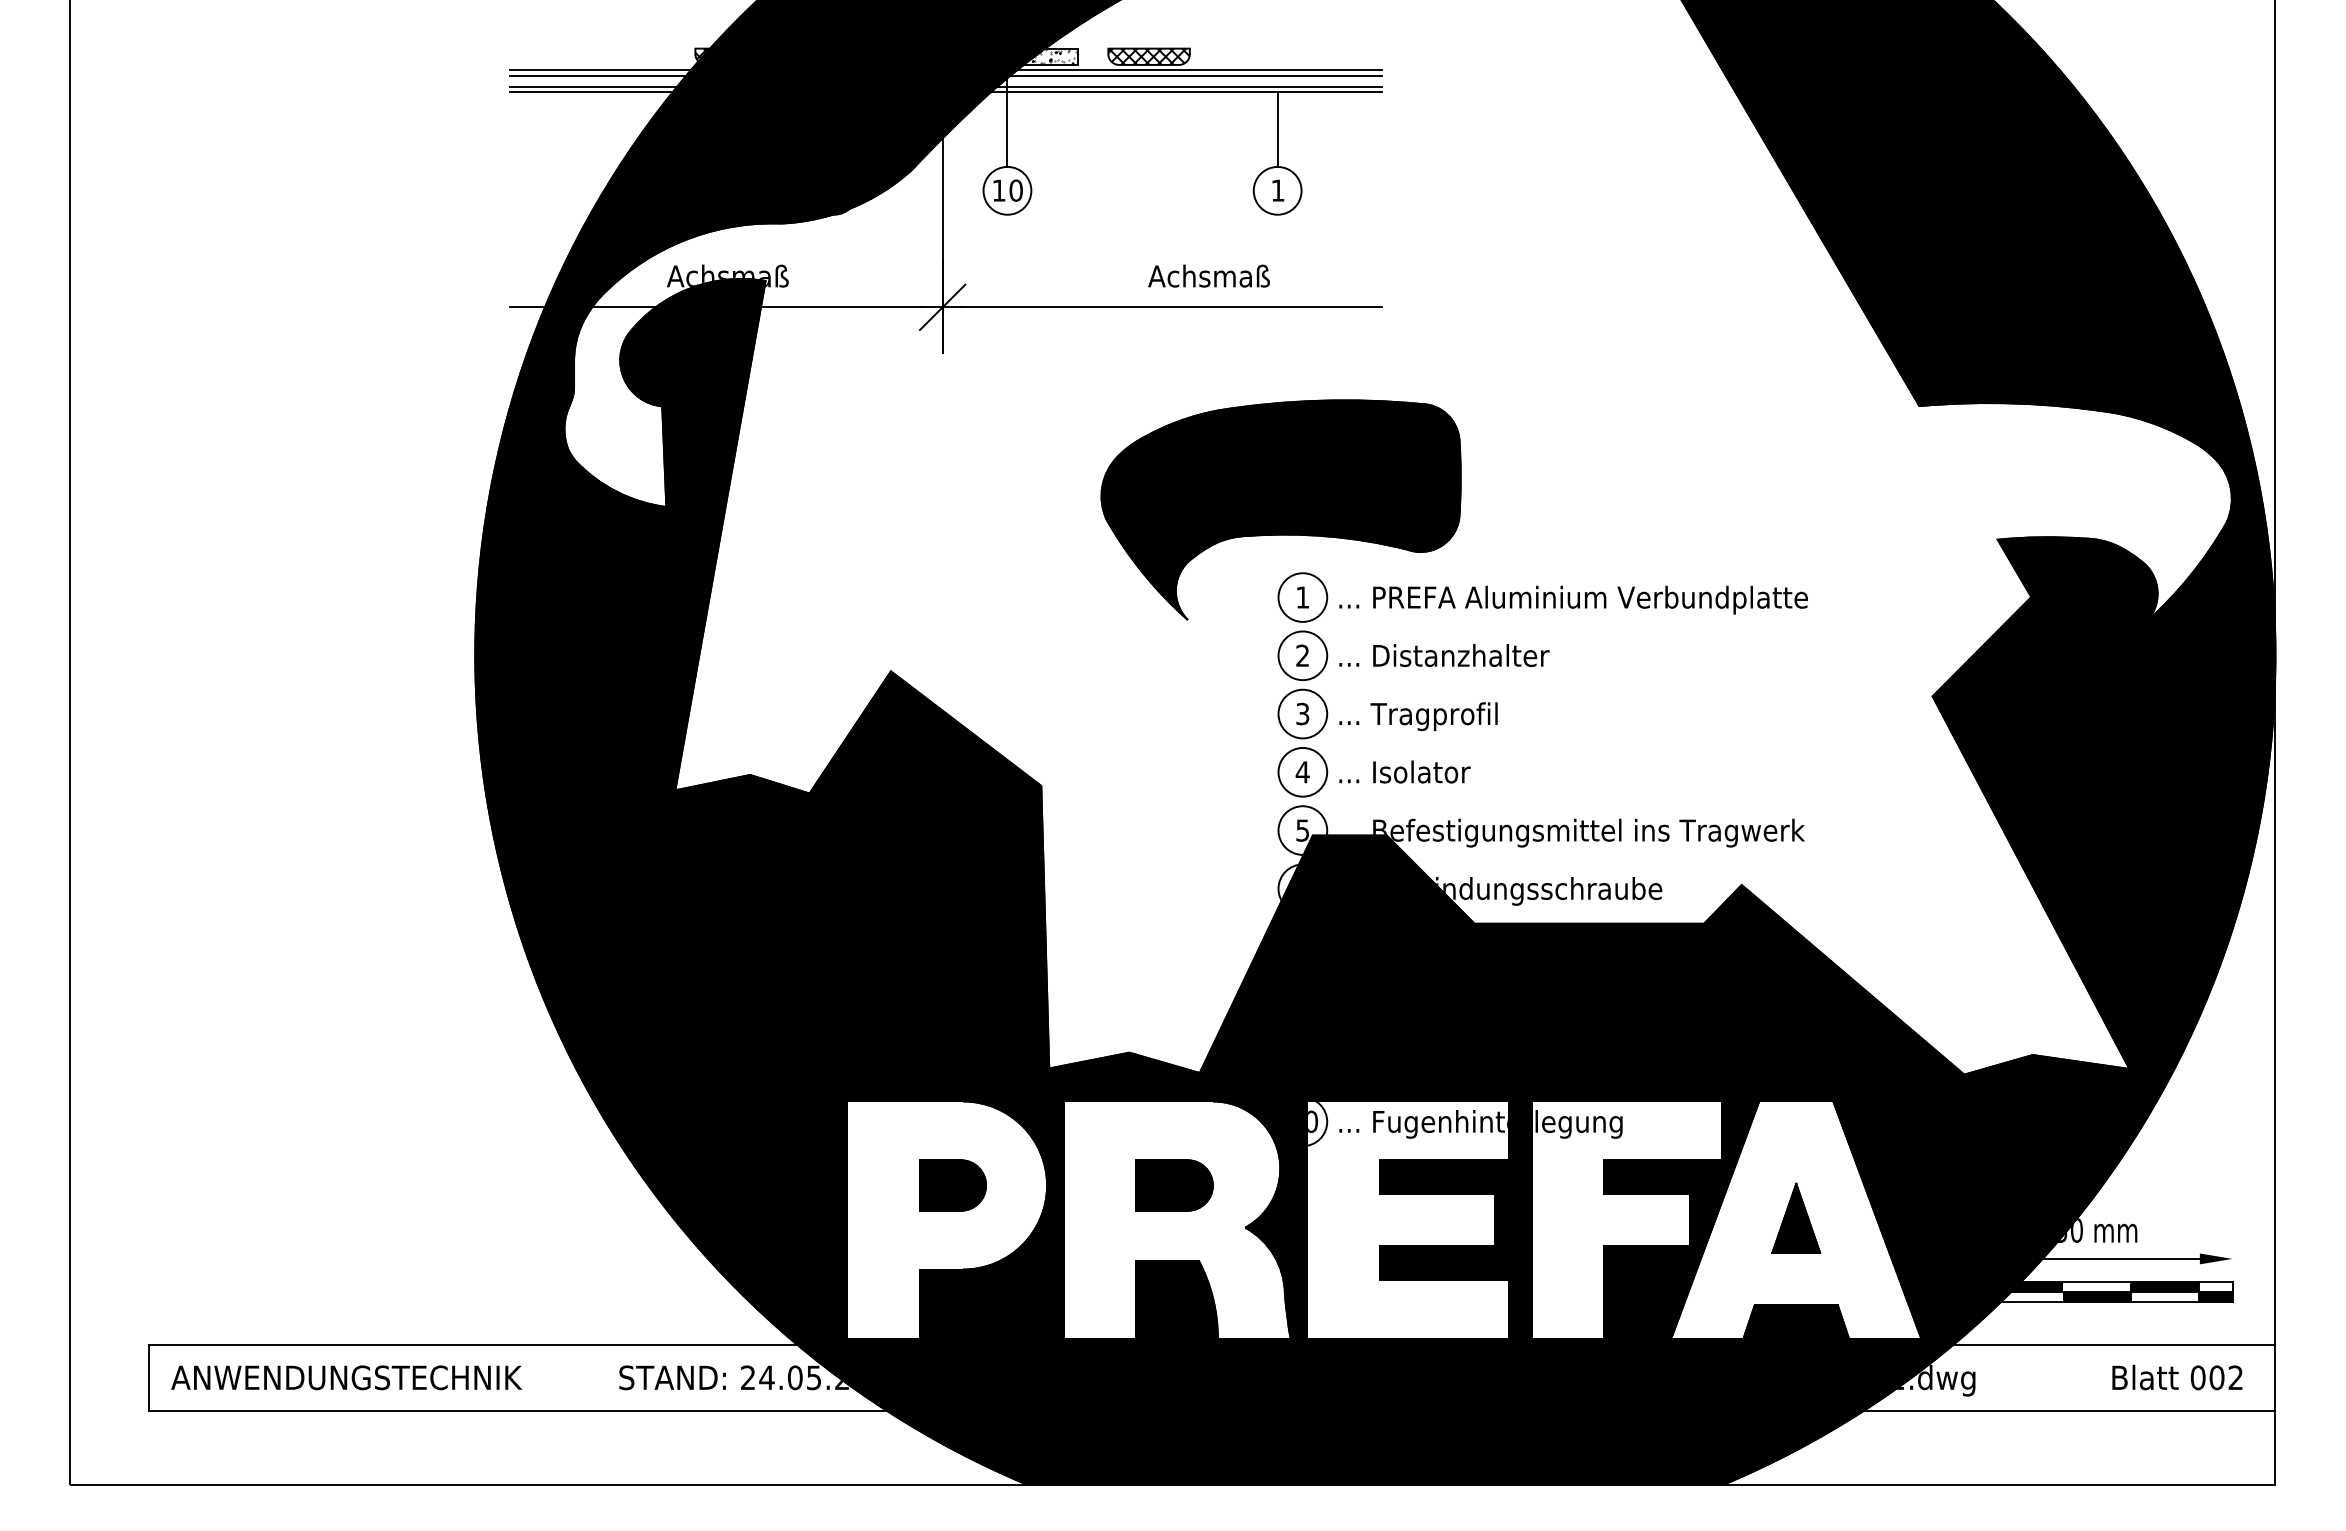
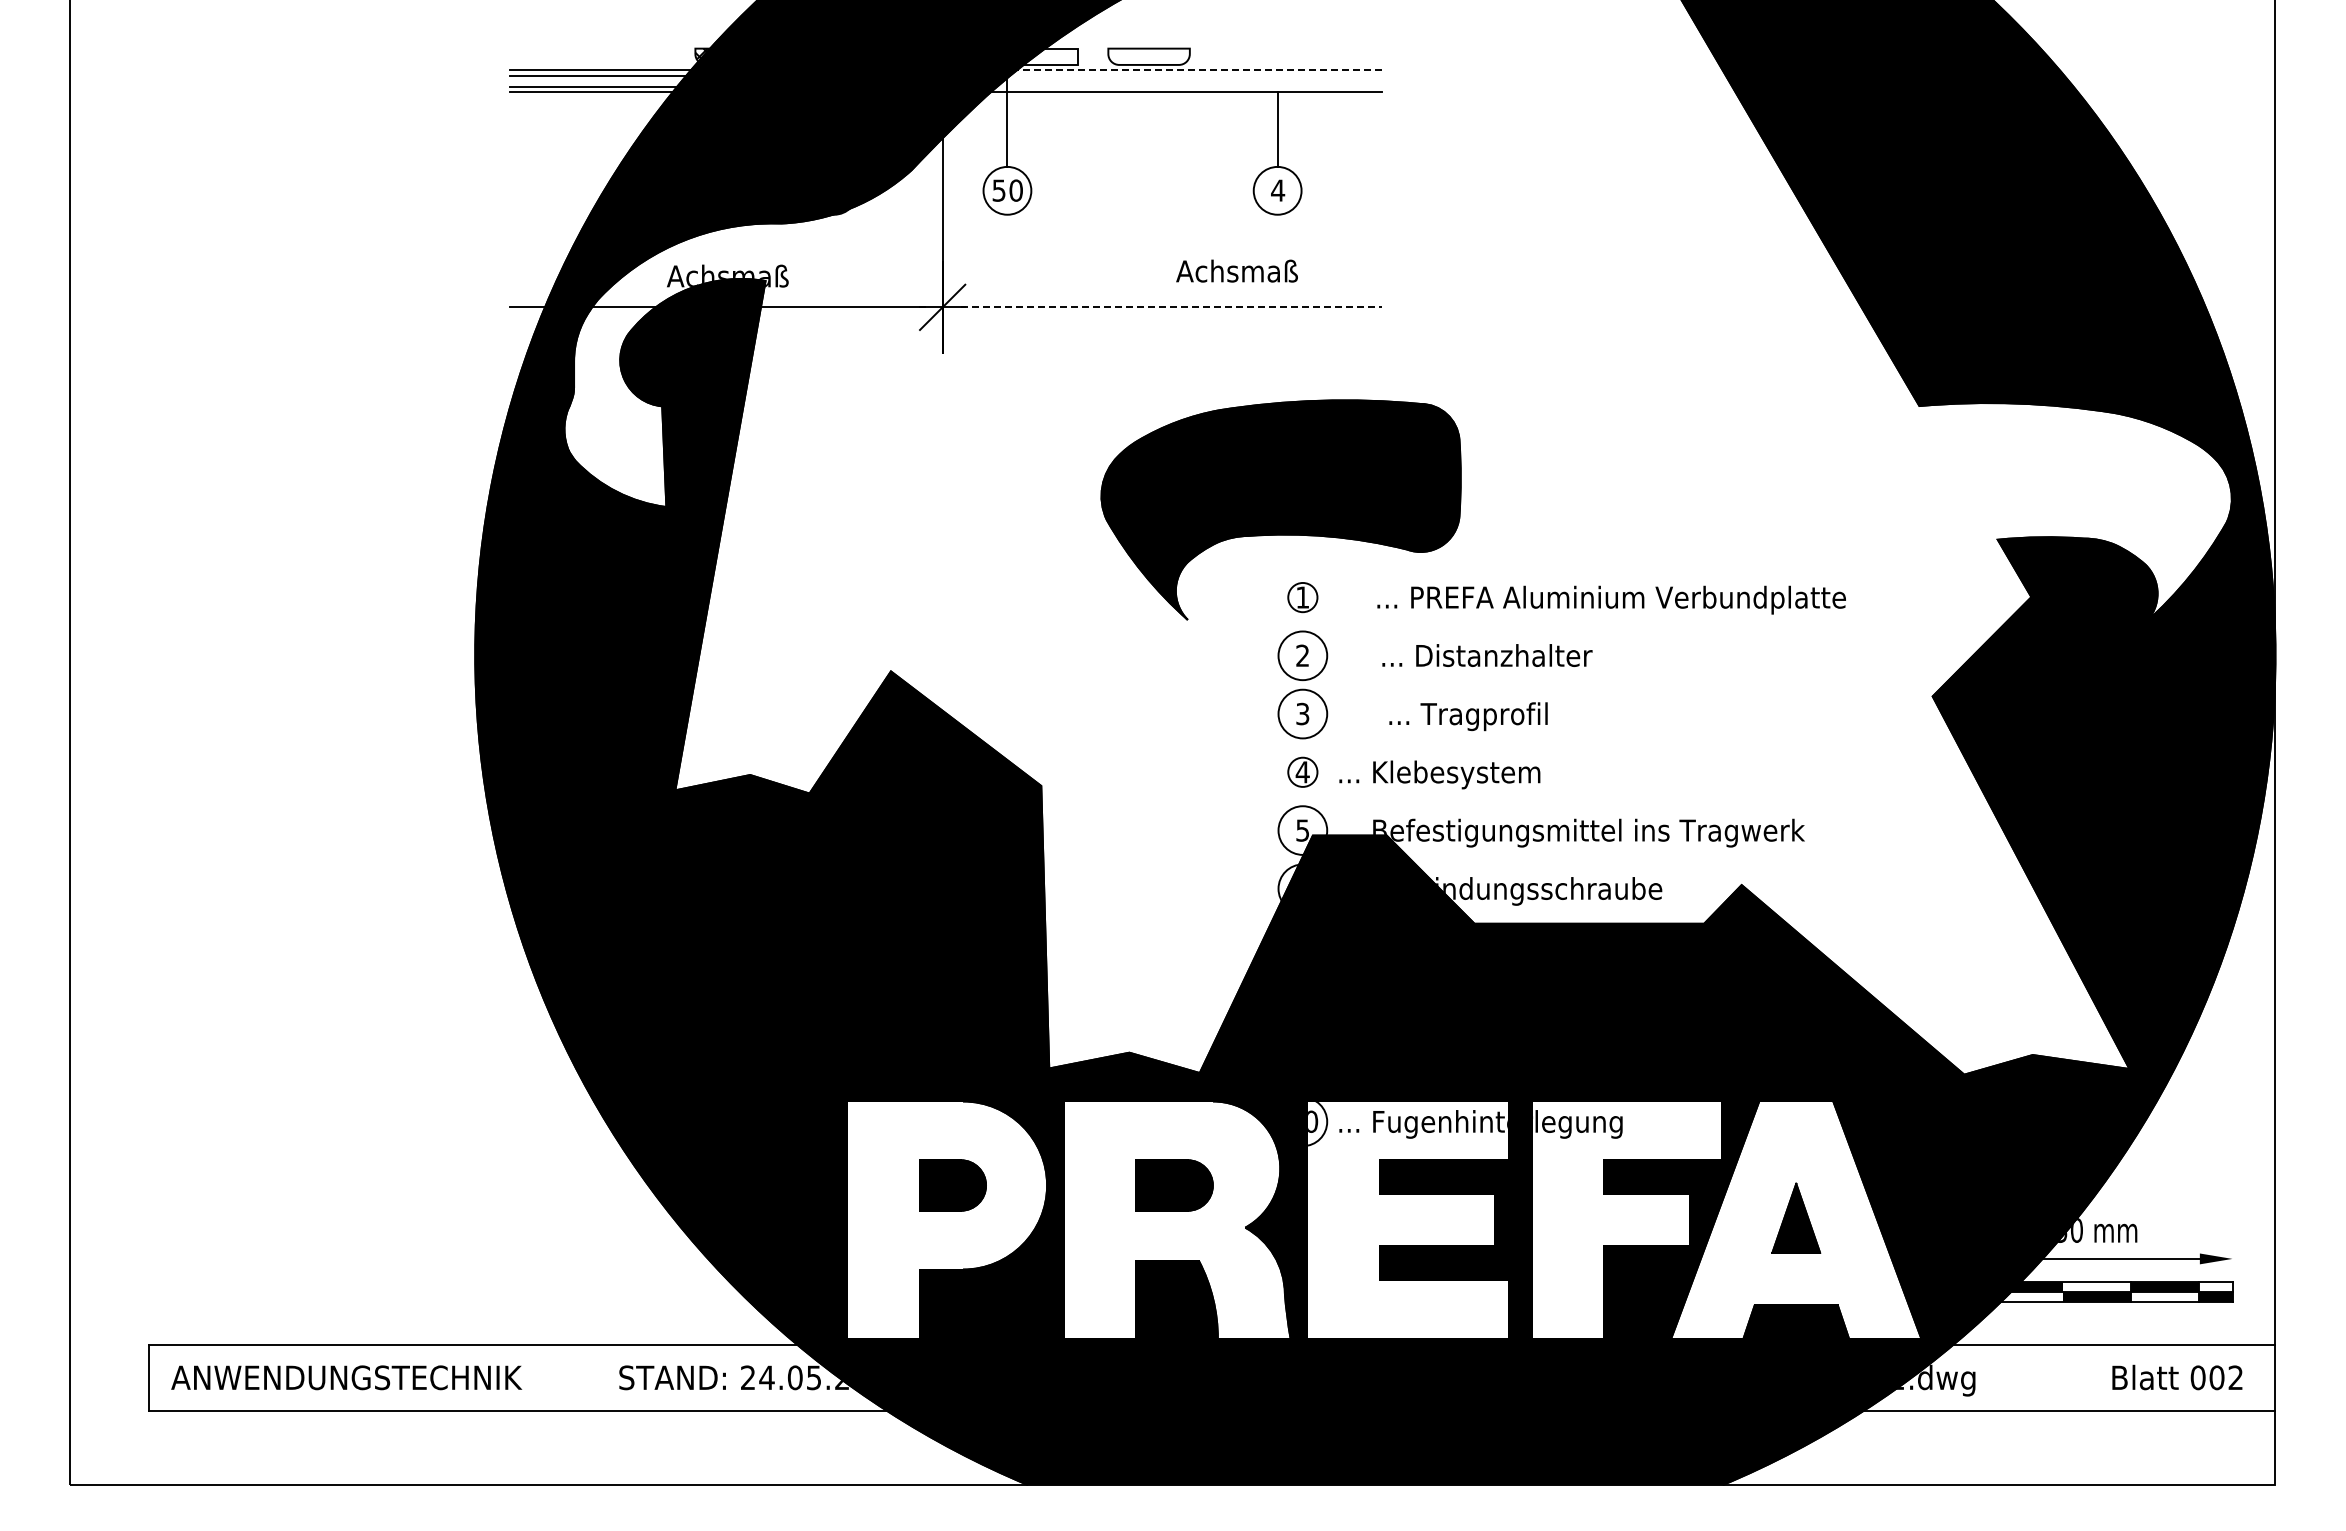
hatch: present -> none (1050, 56)
hatch: present -> none (1148, 56)
line: solid -> dashed (1173, 70)
line: present -> none (1173, 75)
line: present -> none (1173, 86)
text: 10 -> 50 (998, 190)
text: 1 -> 4 (1278, 190)
text position: (1208, 275) -> (1236, 270) (1236, 270)
line: solid -> dashed (1171, 307)
circle diameter: 49 px -> 29 px (1302, 597)
text position: (1573, 599) -> (1611, 599) (1611, 599)
text position: (1444, 655) -> (1487, 655) (1487, 655)
text position: (1418, 716) -> (1468, 716) (1468, 716)
circle diameter: 49 px -> 29 px (1302, 771)
text: ... Isolator -> ... Klebesystem (1457, 774)
